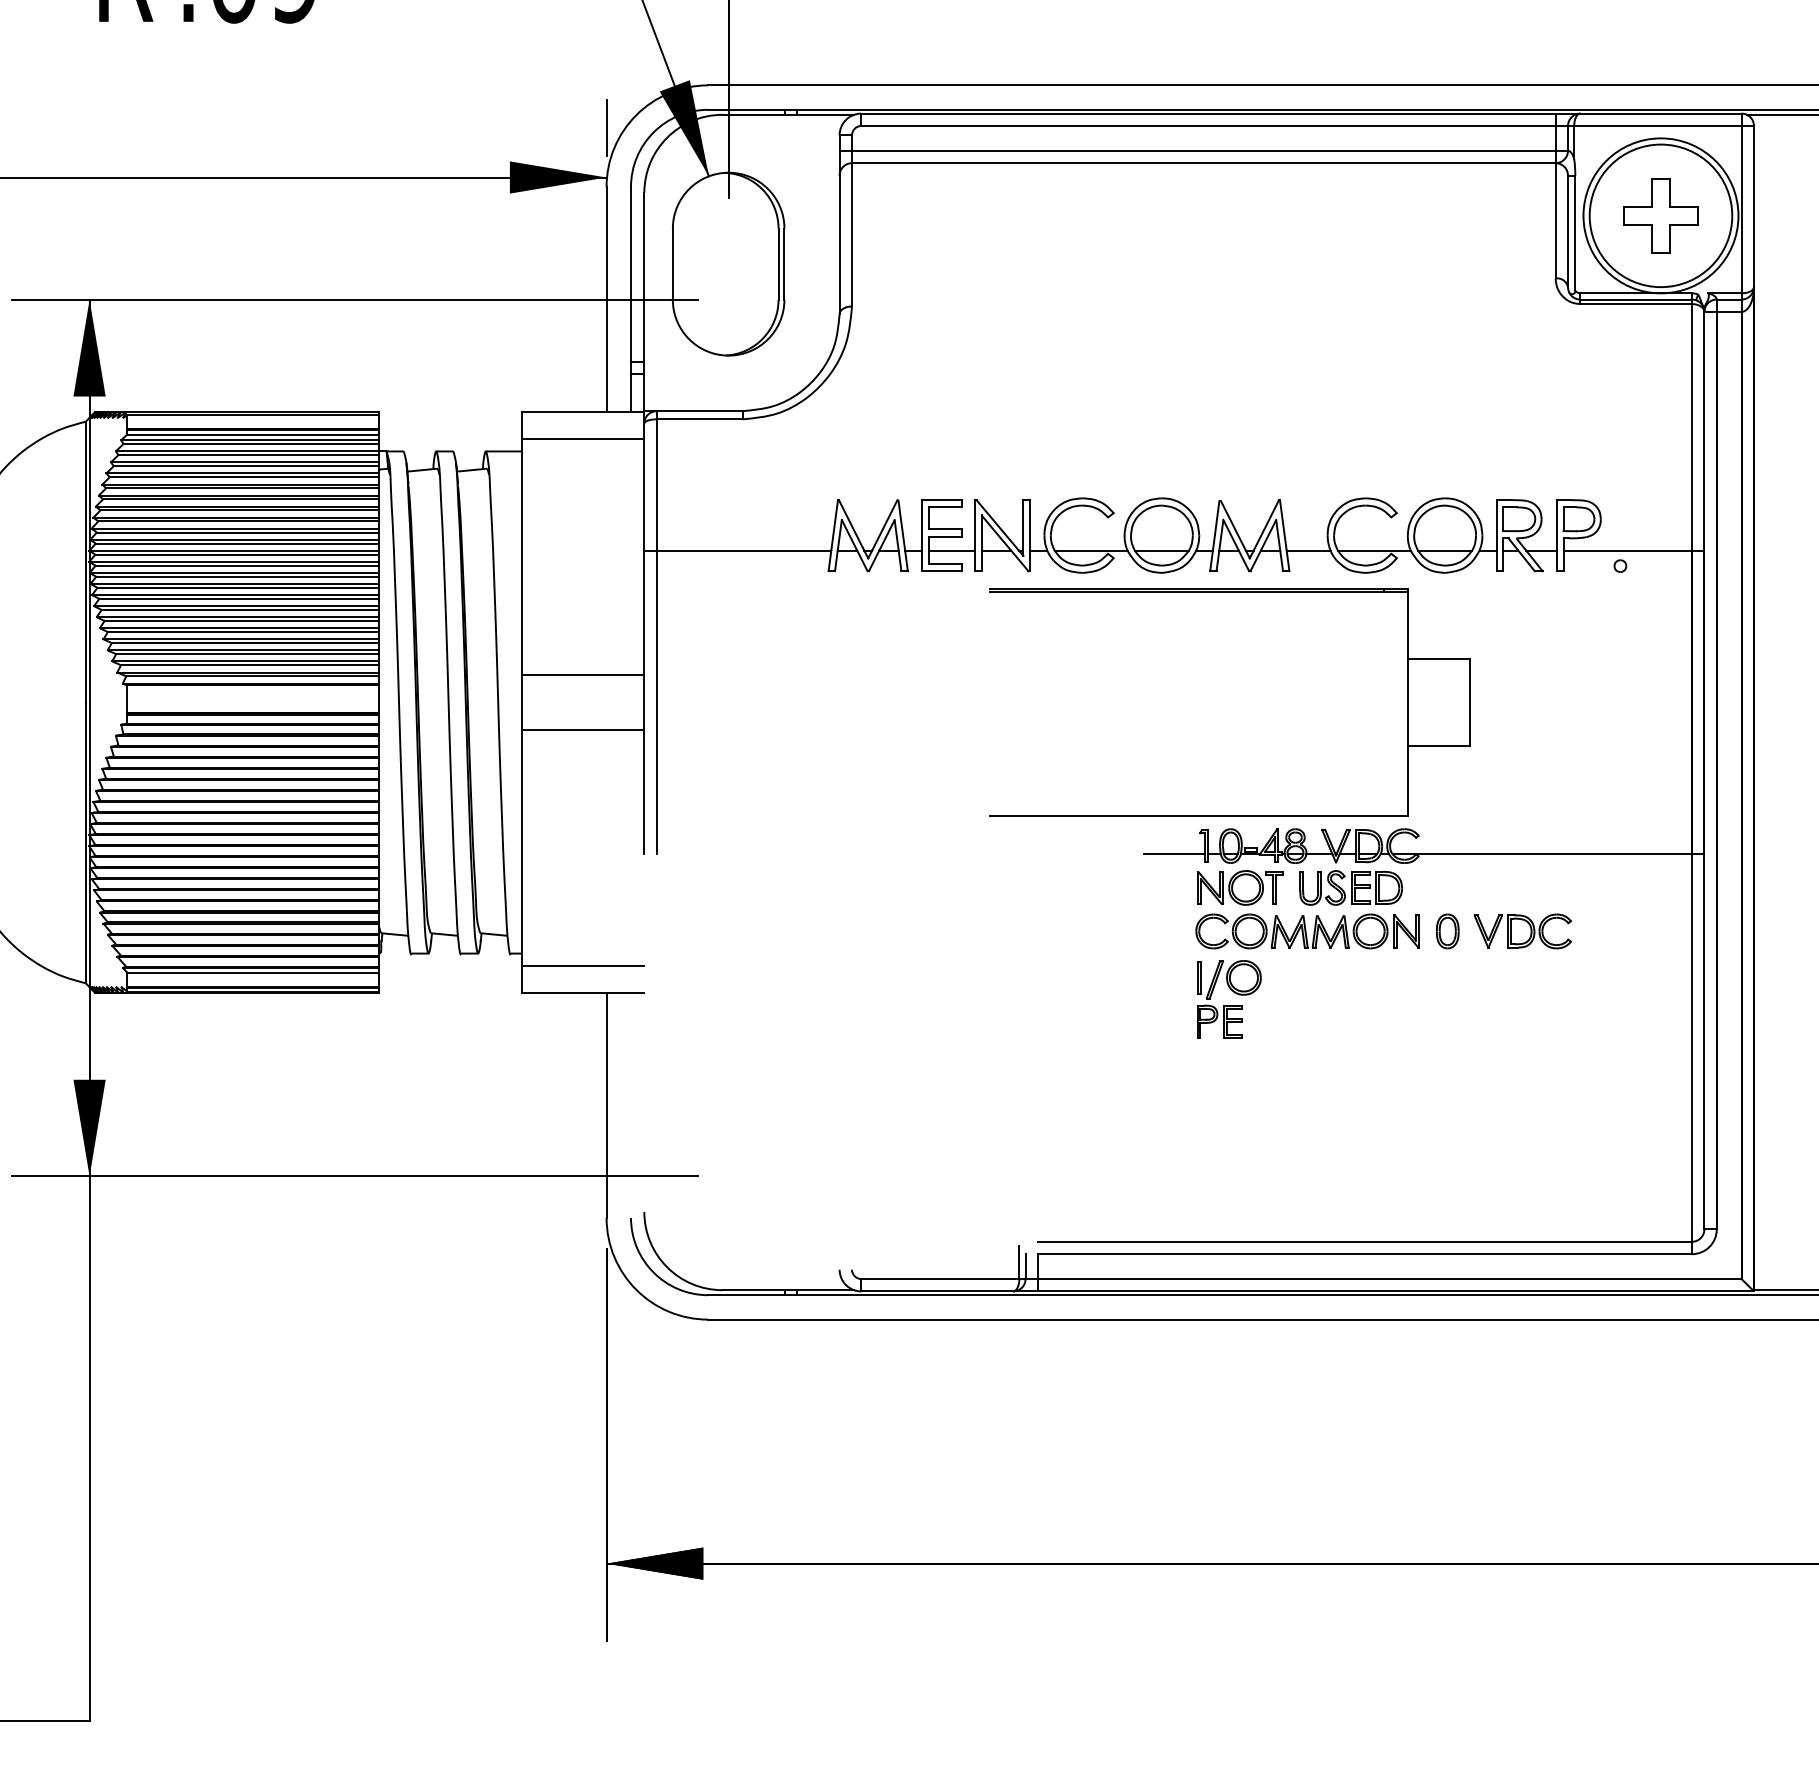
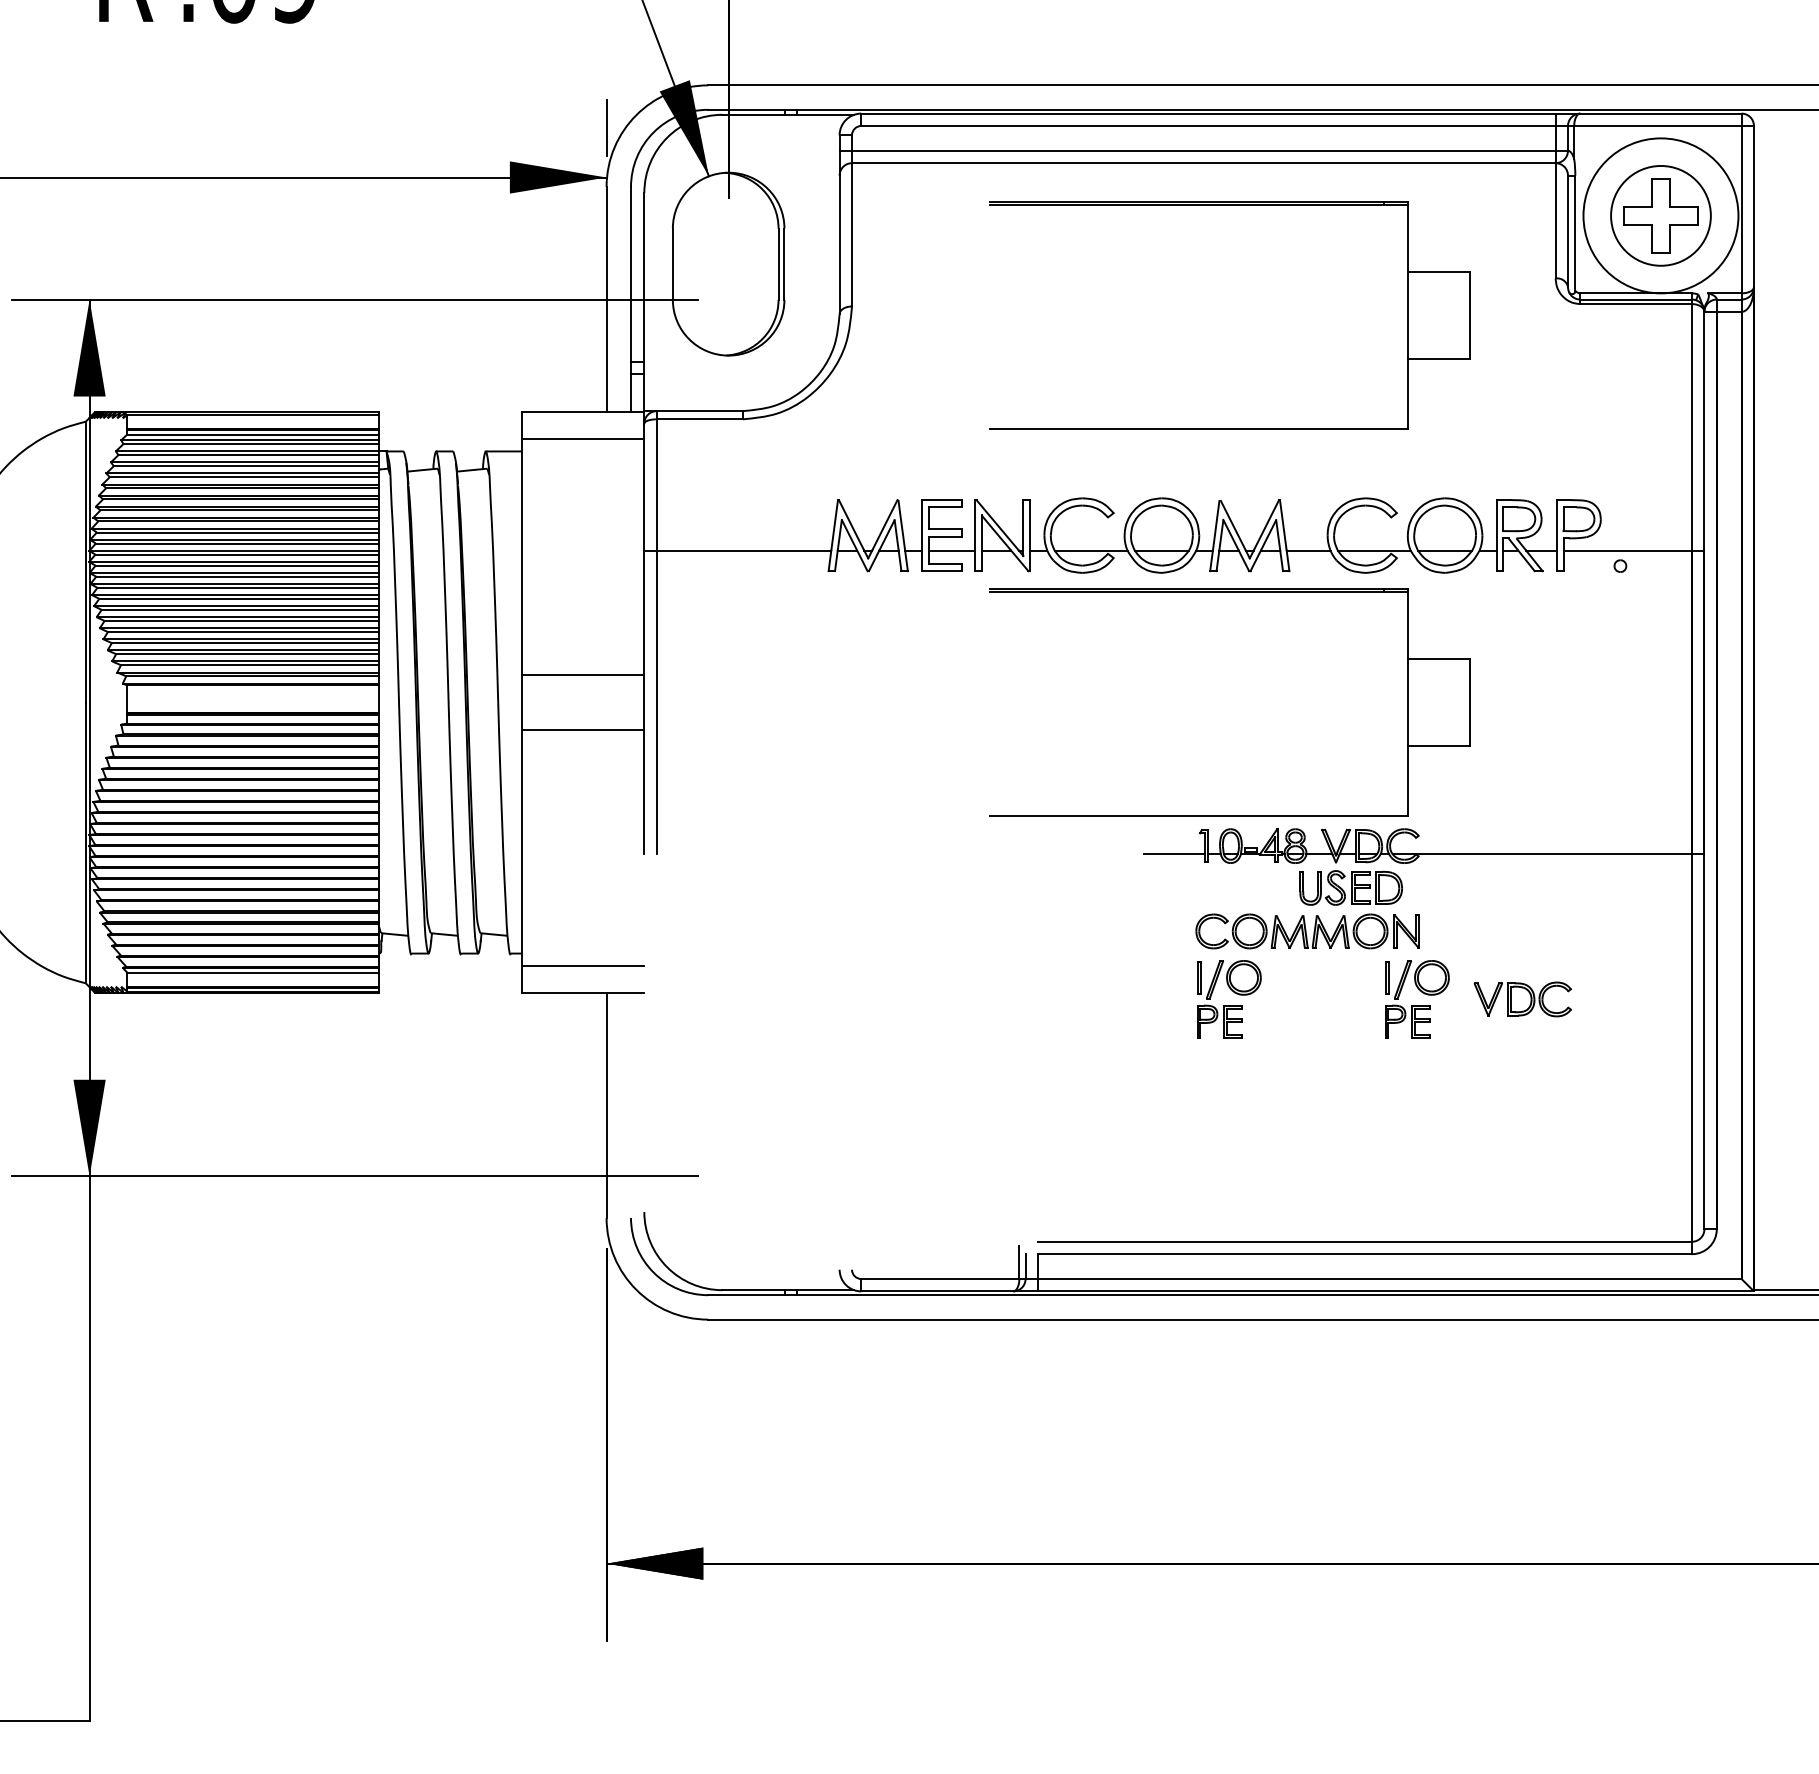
line: present -> none (1781, 114)
part: none -> present (1229, 205)
circle diameter: 143 px -> 100 px (1660, 215)
part: present -> none (1240, 887)
part: present -> none (1447, 931)
part position: (1522, 931) -> (1522, 999) (1522, 999)
part: none -> present (1417, 999)
